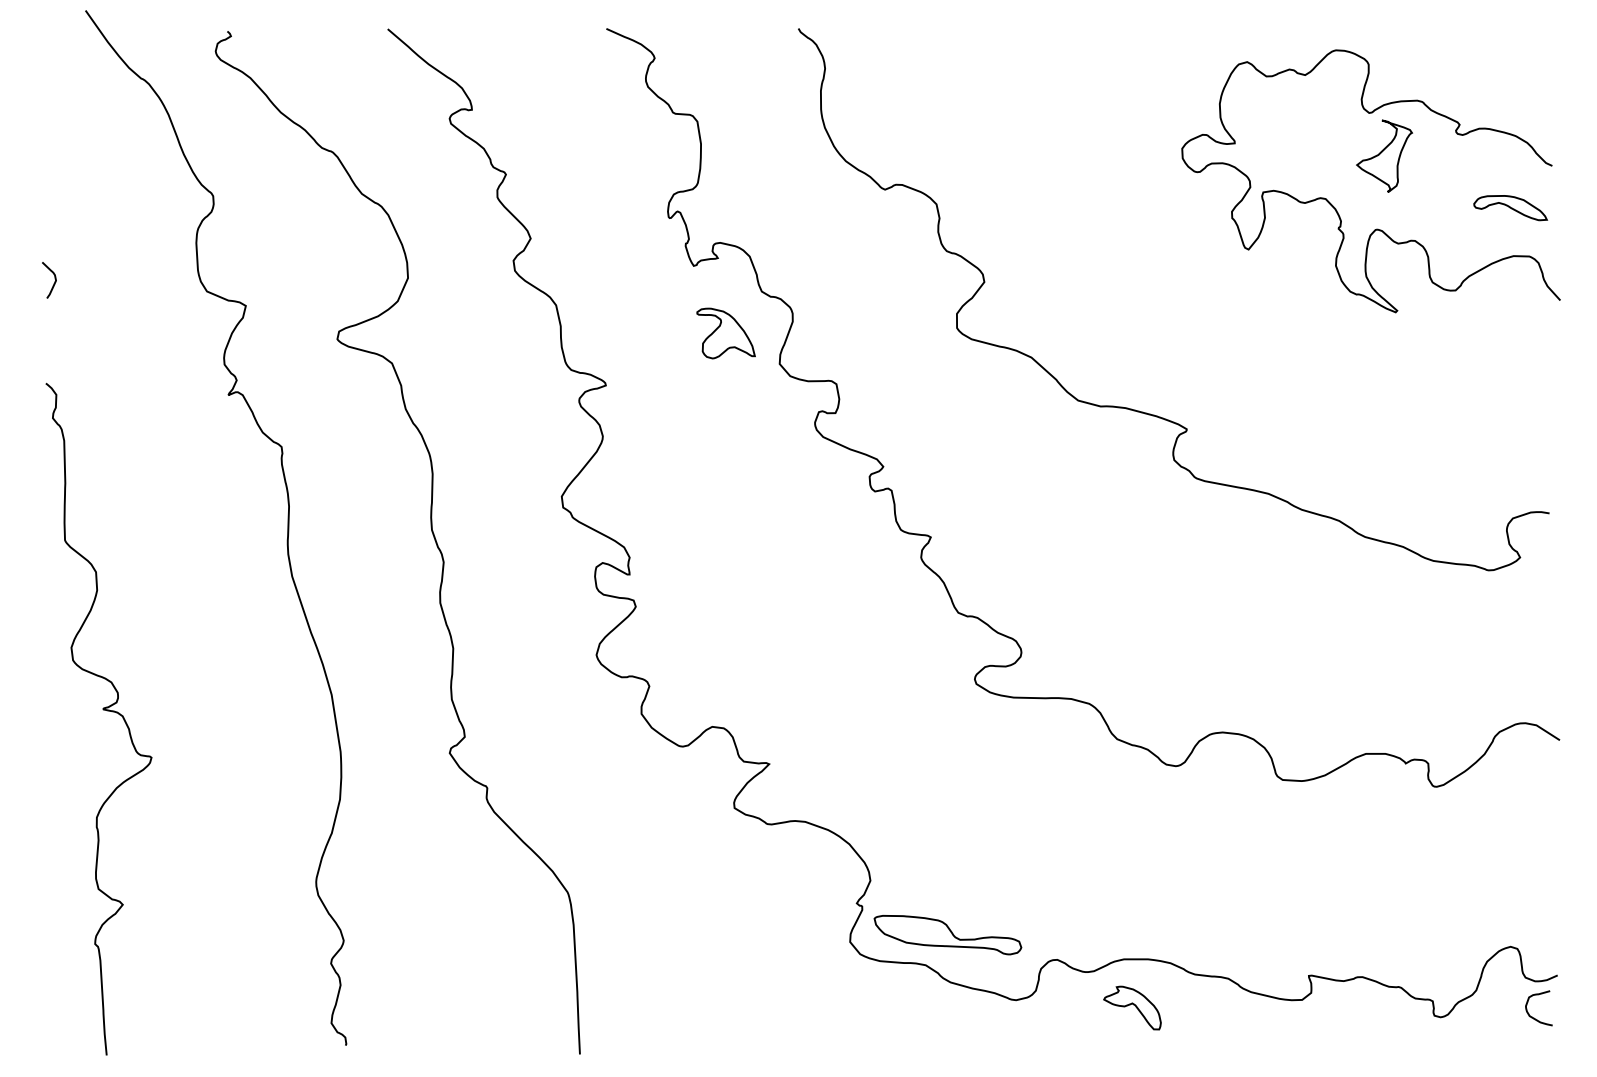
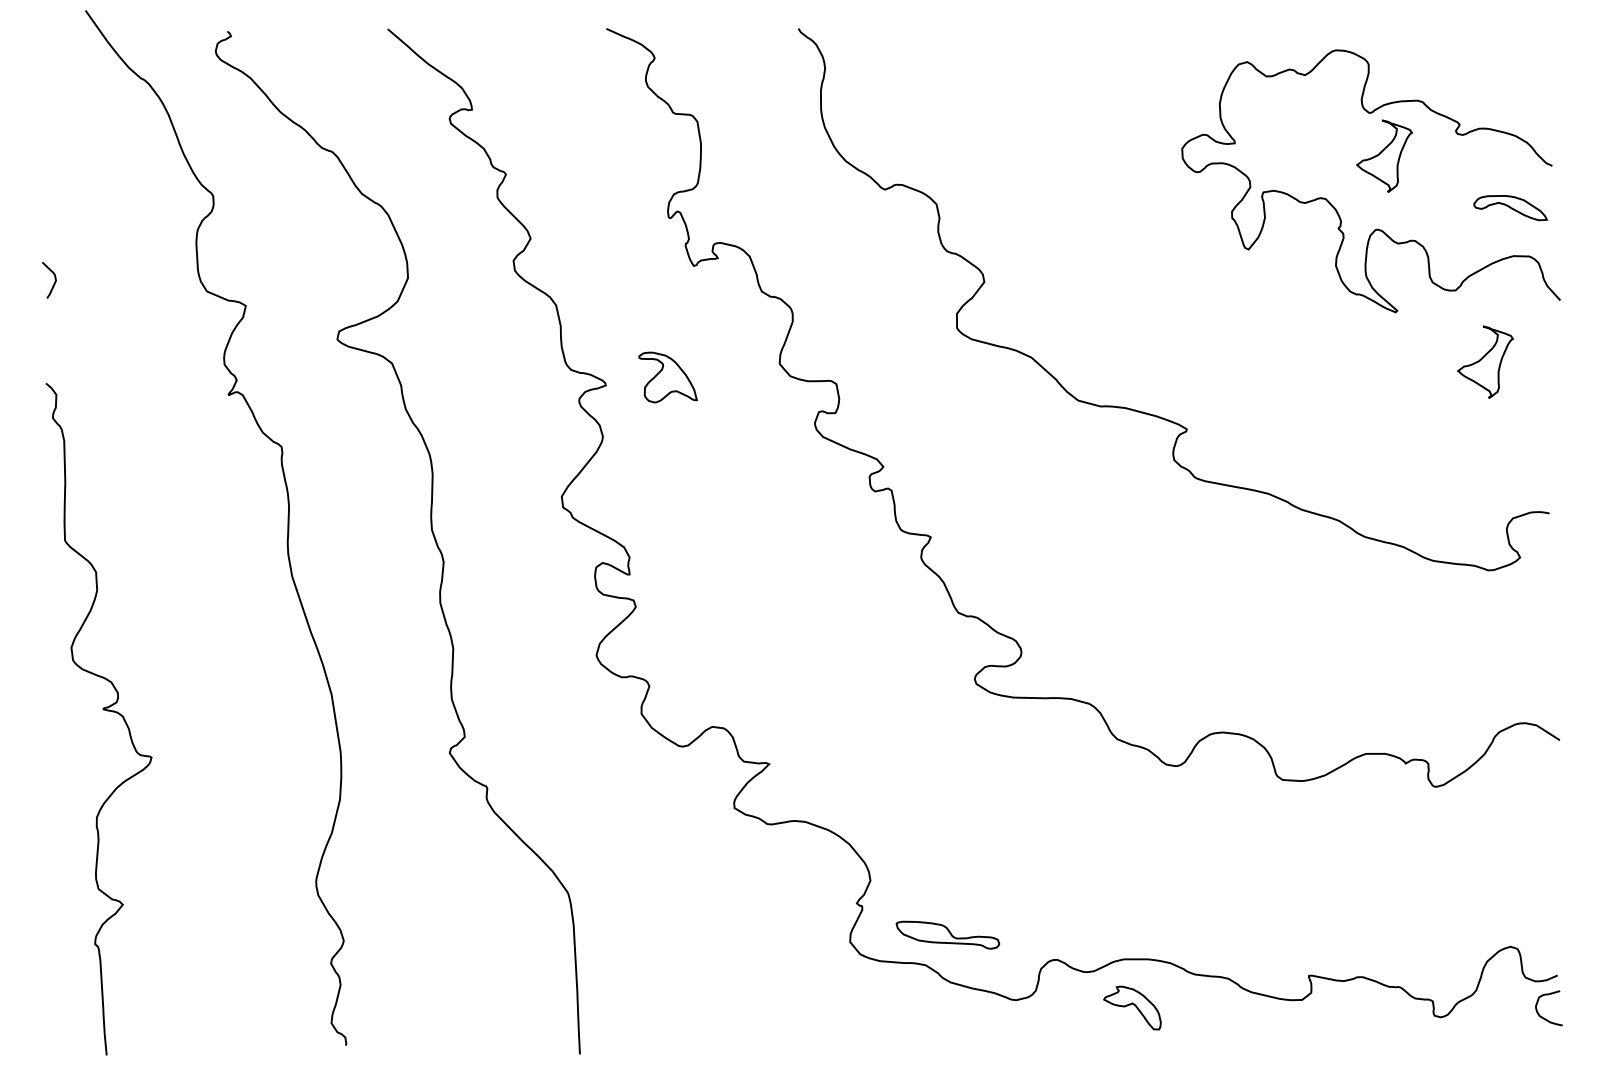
part position: (725, 333) -> (667, 377) (667, 377)
part: none -> present (1485, 361)
part size: 150x41 px -> 106x30 px (947, 934)
curve position: (1534, 1017) -> (1544, 1017) (1544, 1017)
